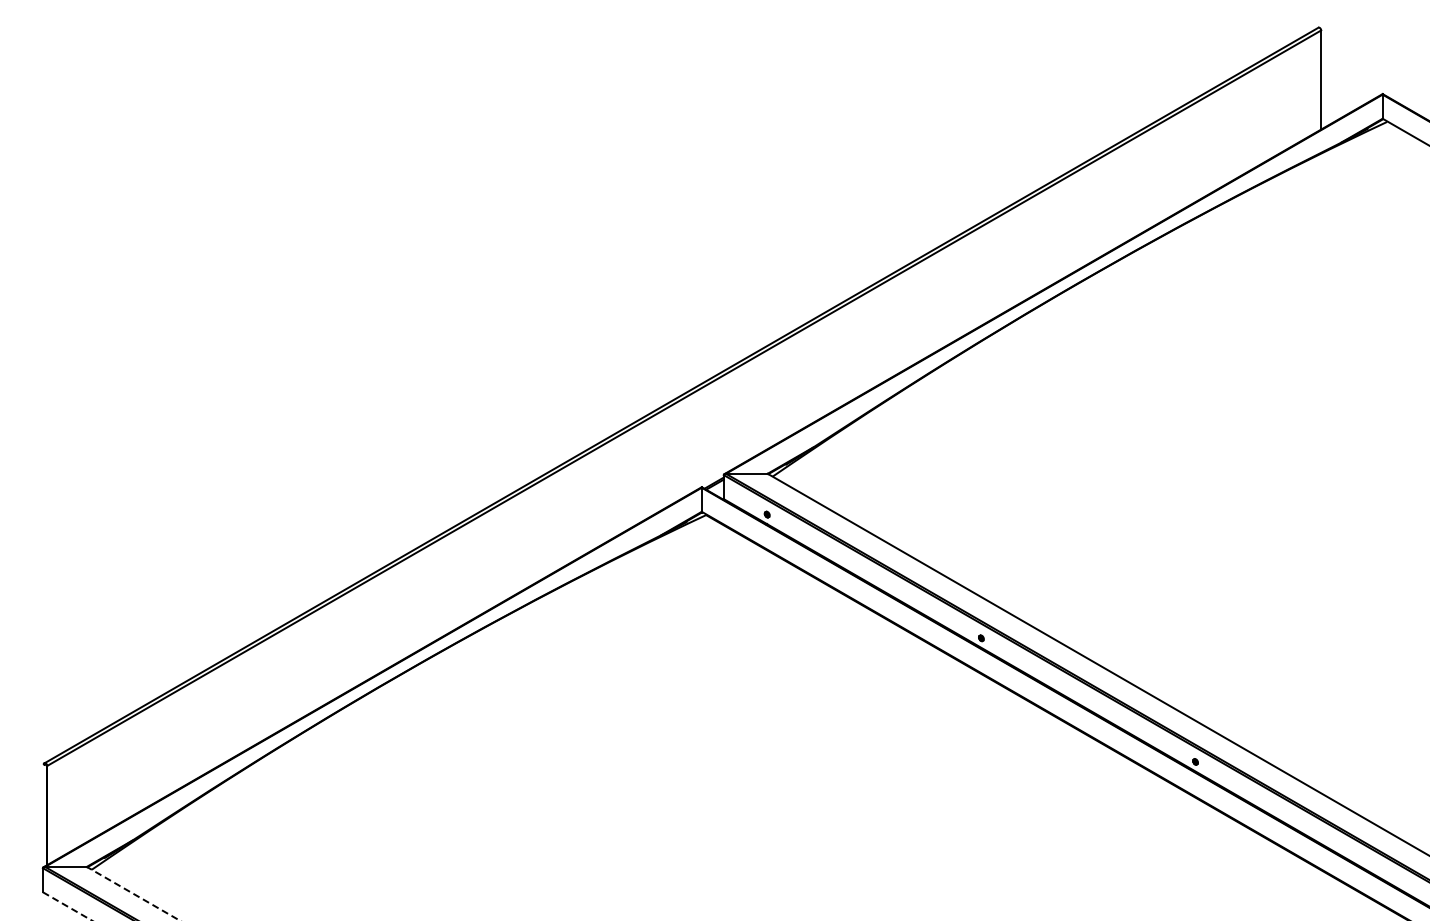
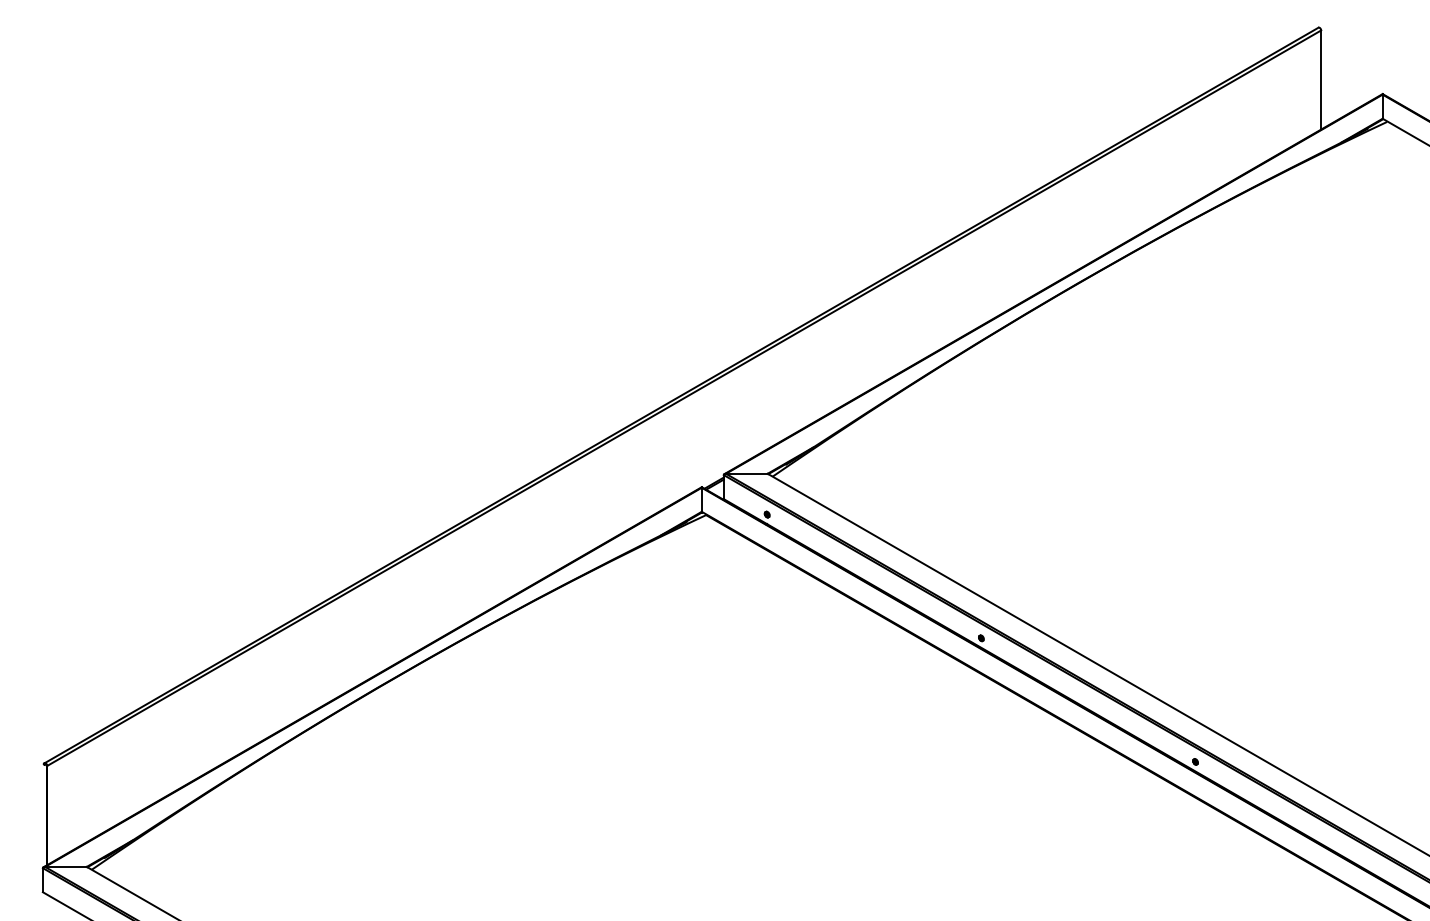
line: dashed -> solid (133, 893)
line: dashed -> solid (68, 906)
